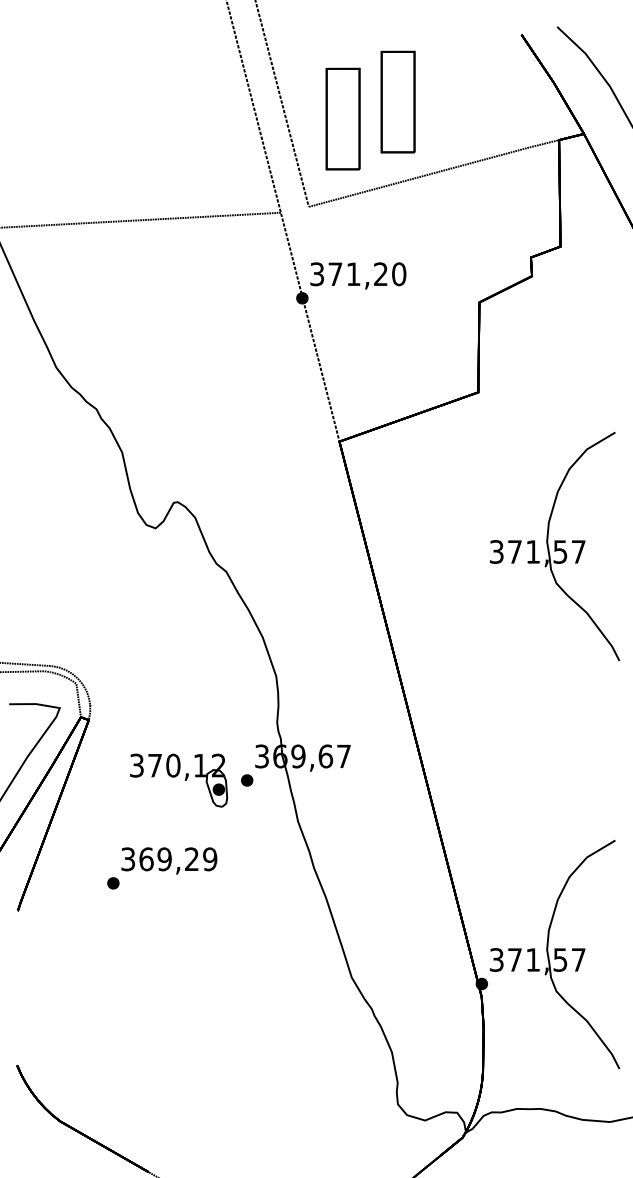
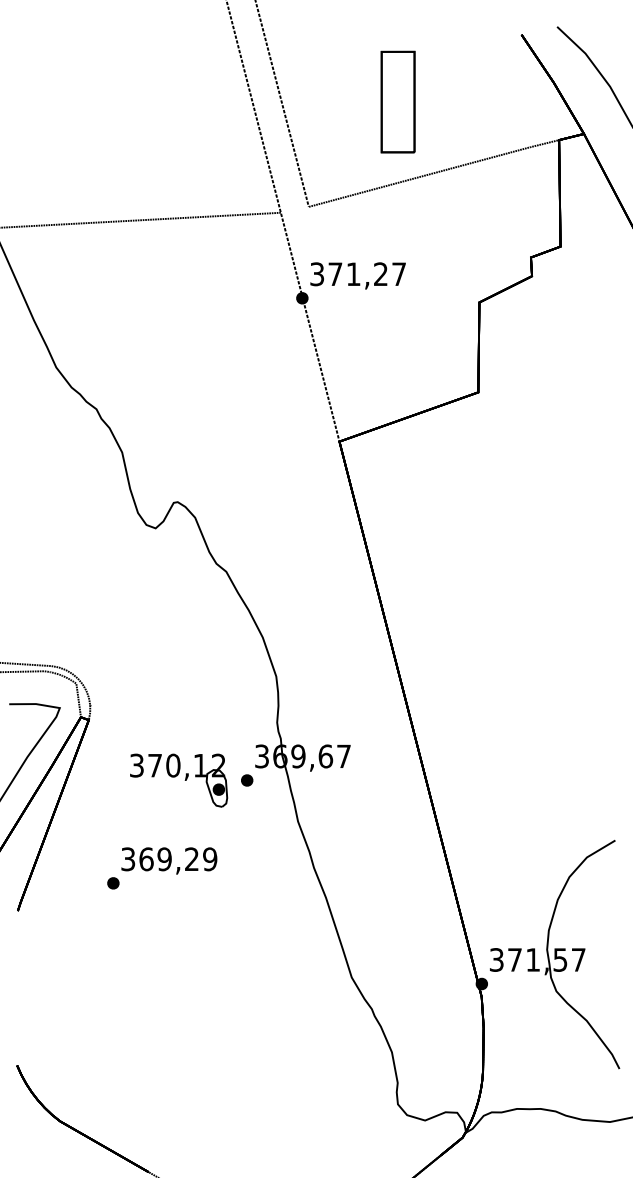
part: present -> none (342, 118)
text: 371,20 -> 371,27 (399, 274)
part: present -> none (555, 546)
